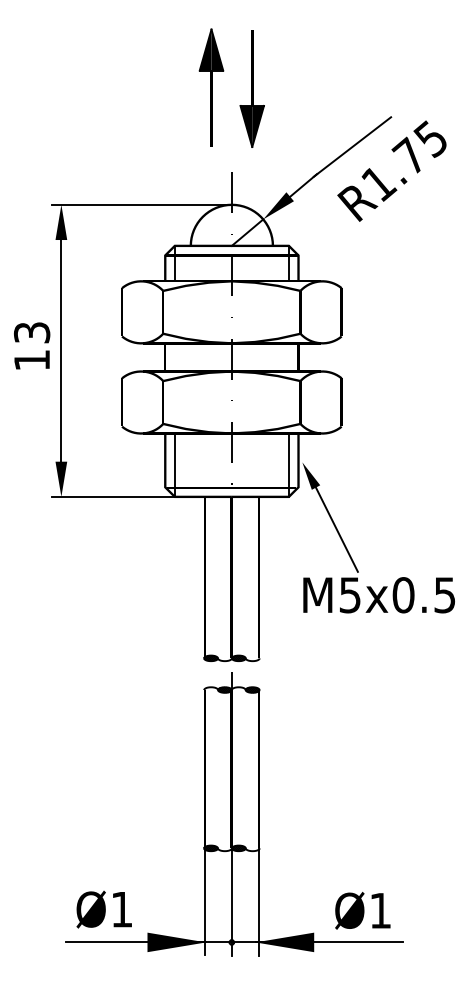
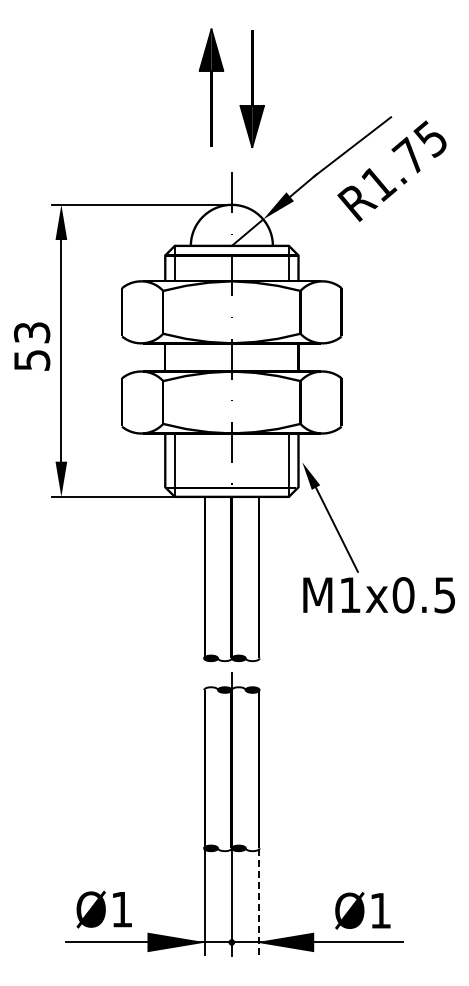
text: 13 -> 53 (32, 360)
text: M5x0.5 -> M1x0.5 (349, 595)
line: solid -> dashed (258, 902)
